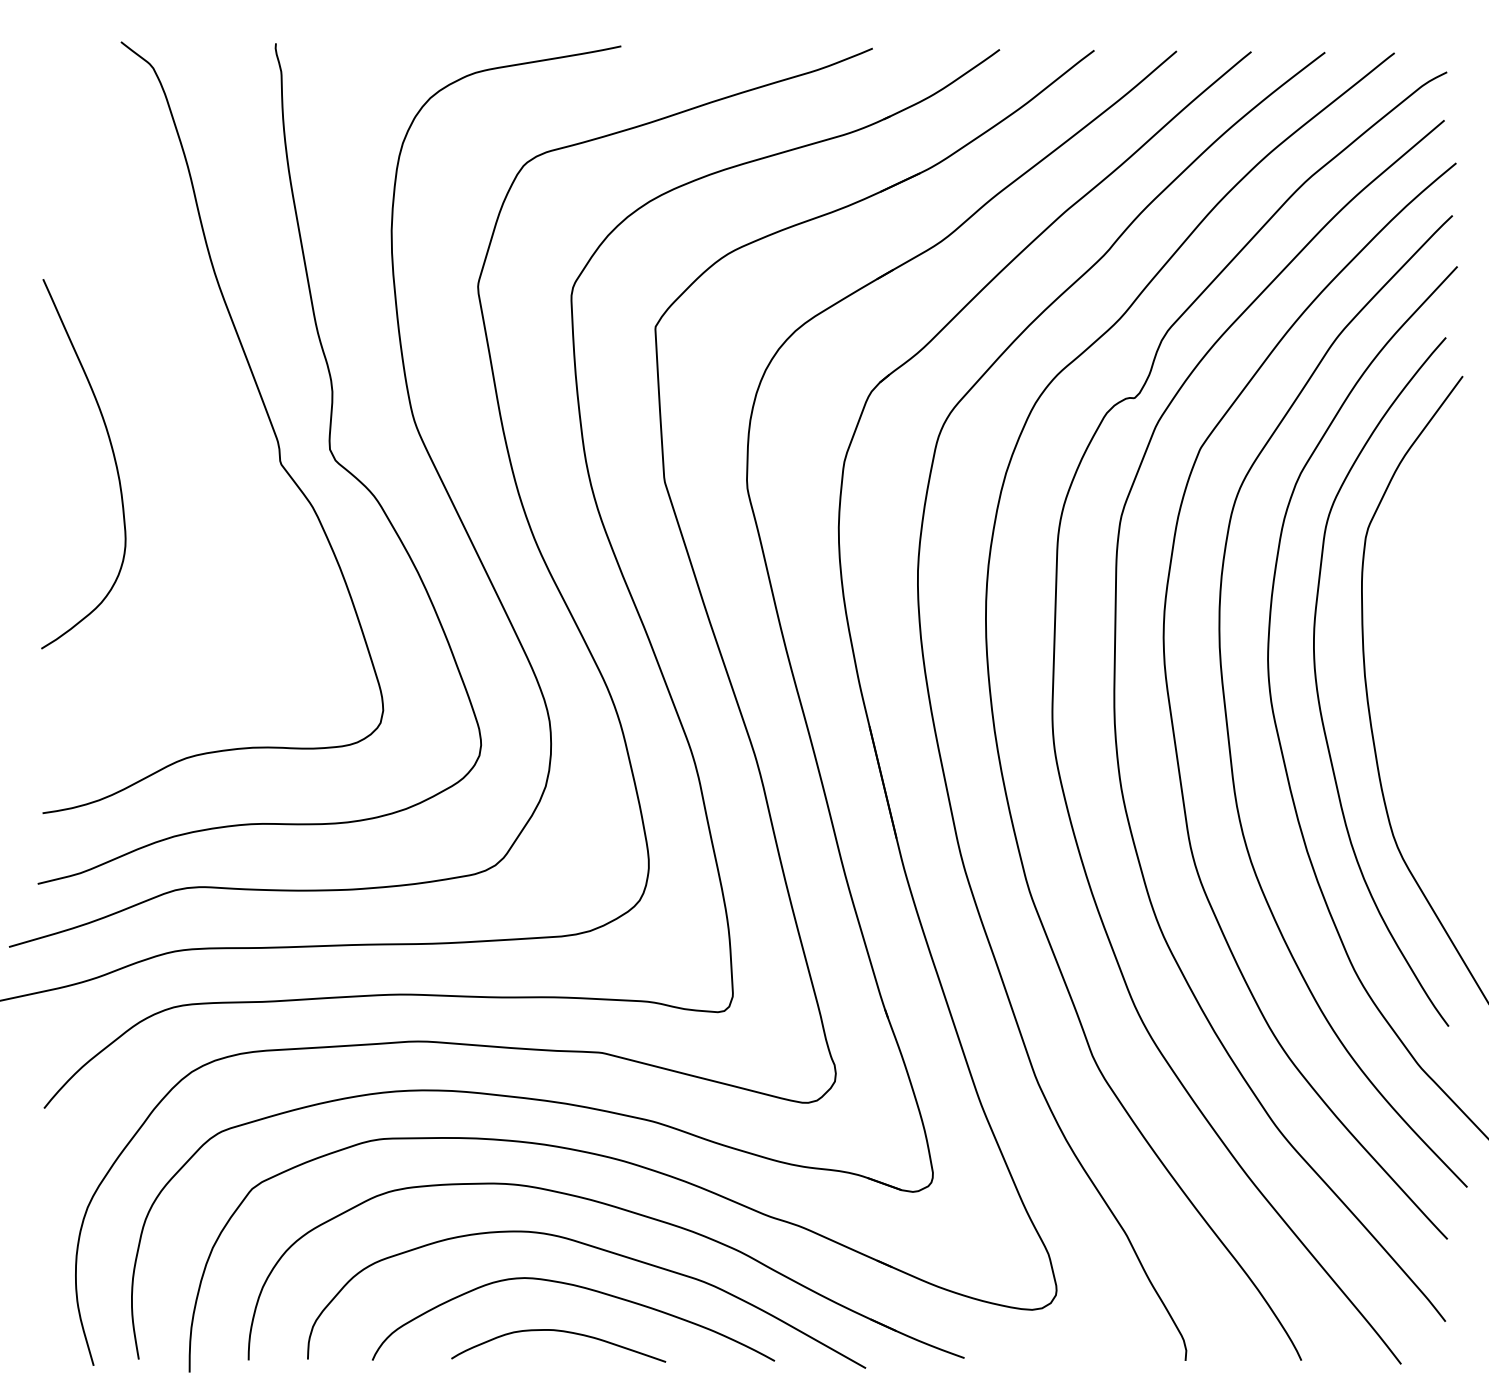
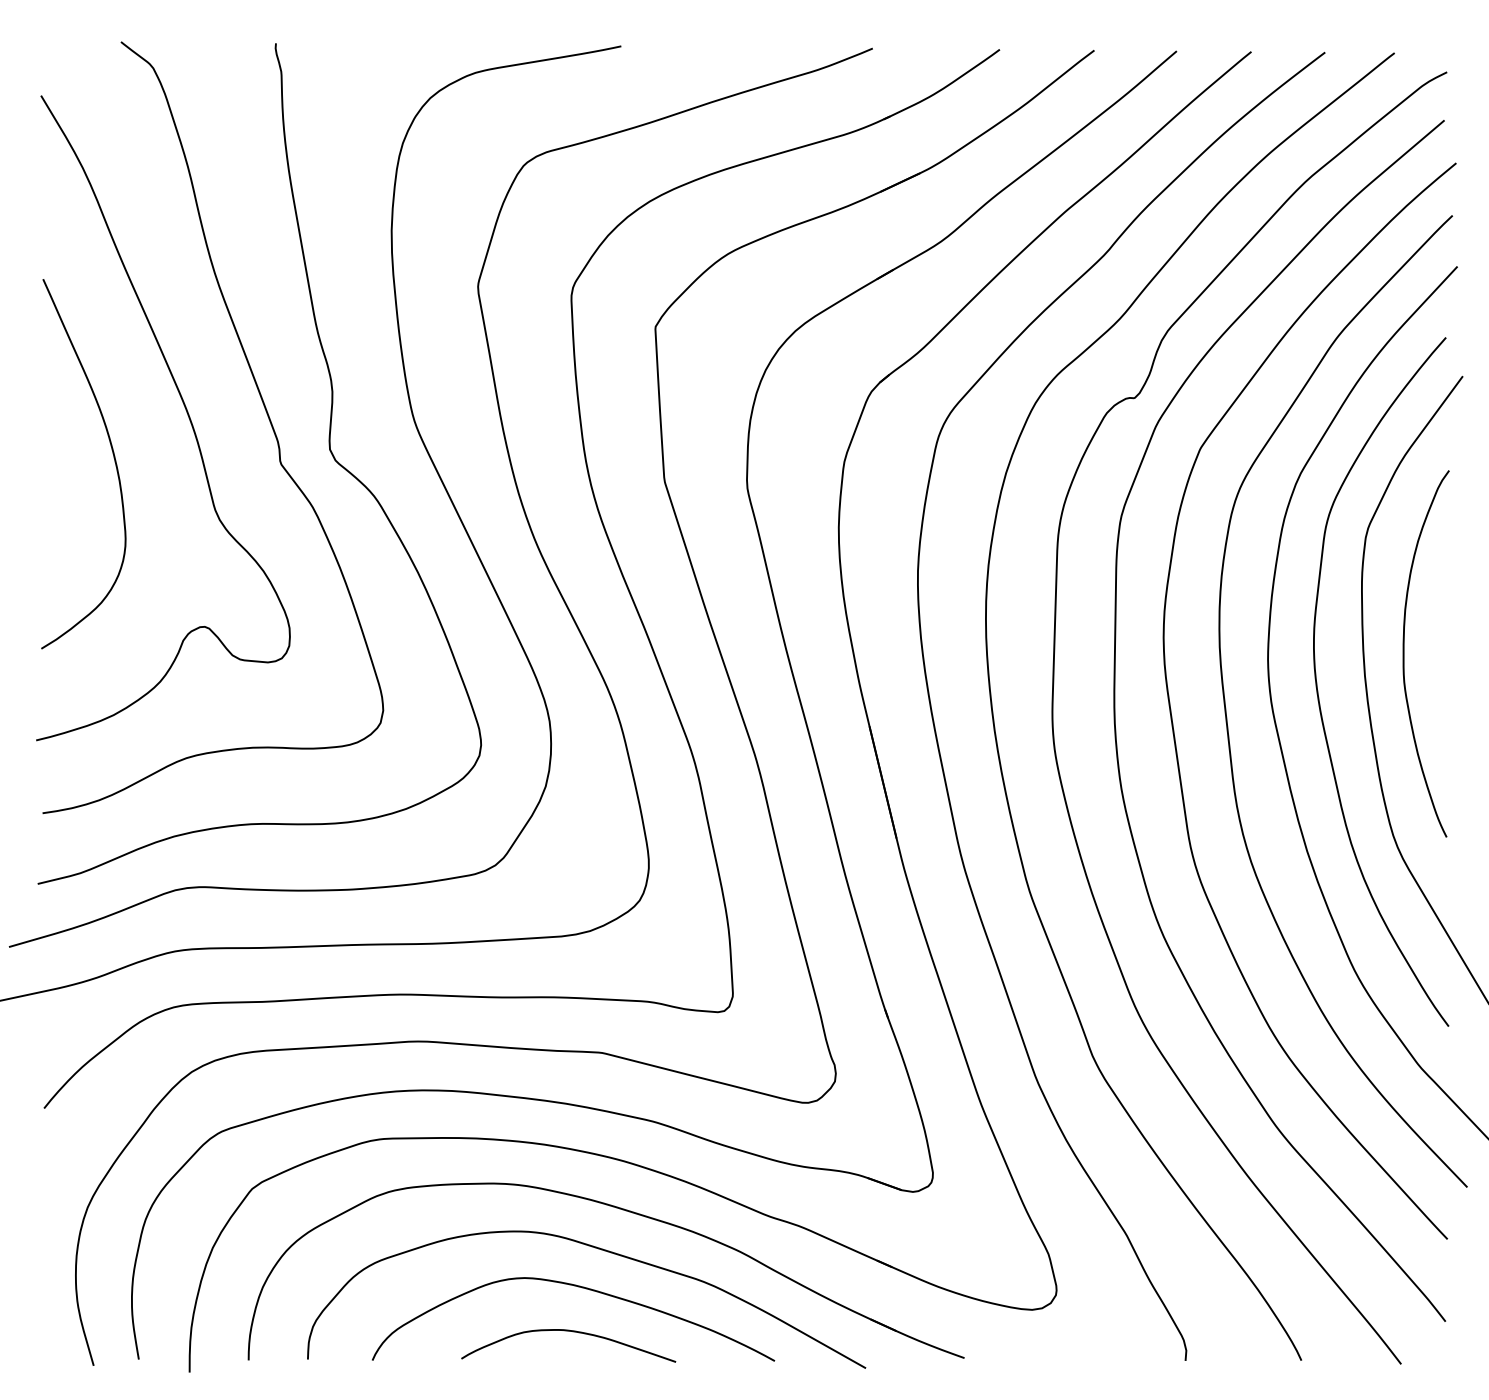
curve: none -> present (185, 410)
curve: none -> present (1404, 653)
curve position: (562, 1332) -> (572, 1332) (572, 1332)
